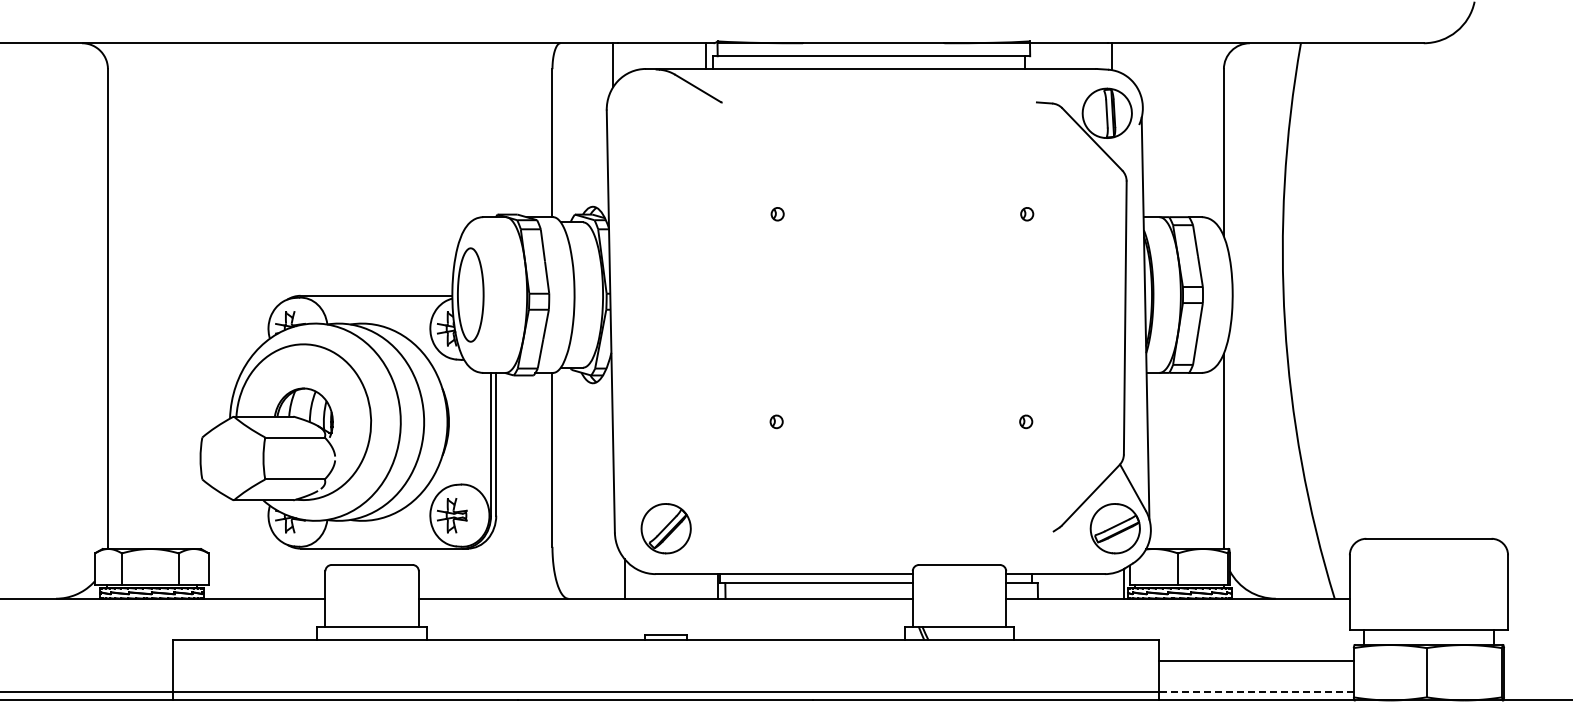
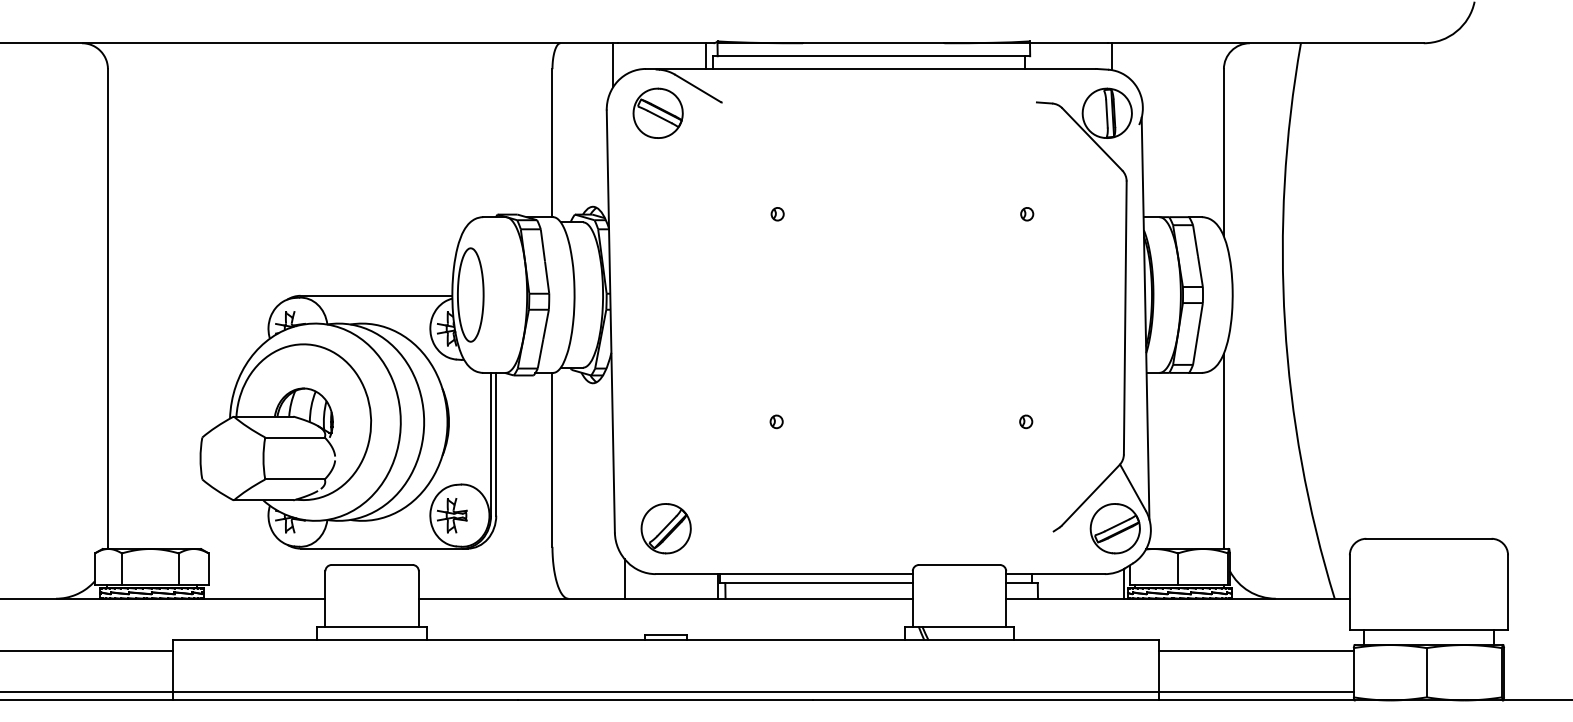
part: none -> present (657, 112)
line: none -> present (87, 650)
line position: (1256, 660) -> (1256, 650) (1256, 650)
line: dashed -> solid (1255, 692)
